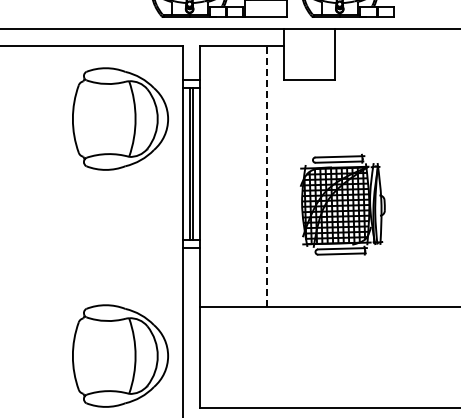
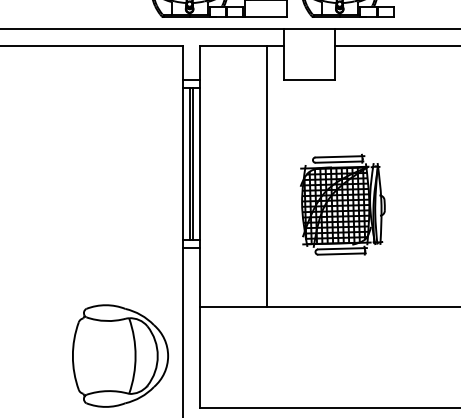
line: none -> present (395, 46)
part: present -> none (120, 118)
line: dashed -> solid (267, 176)
